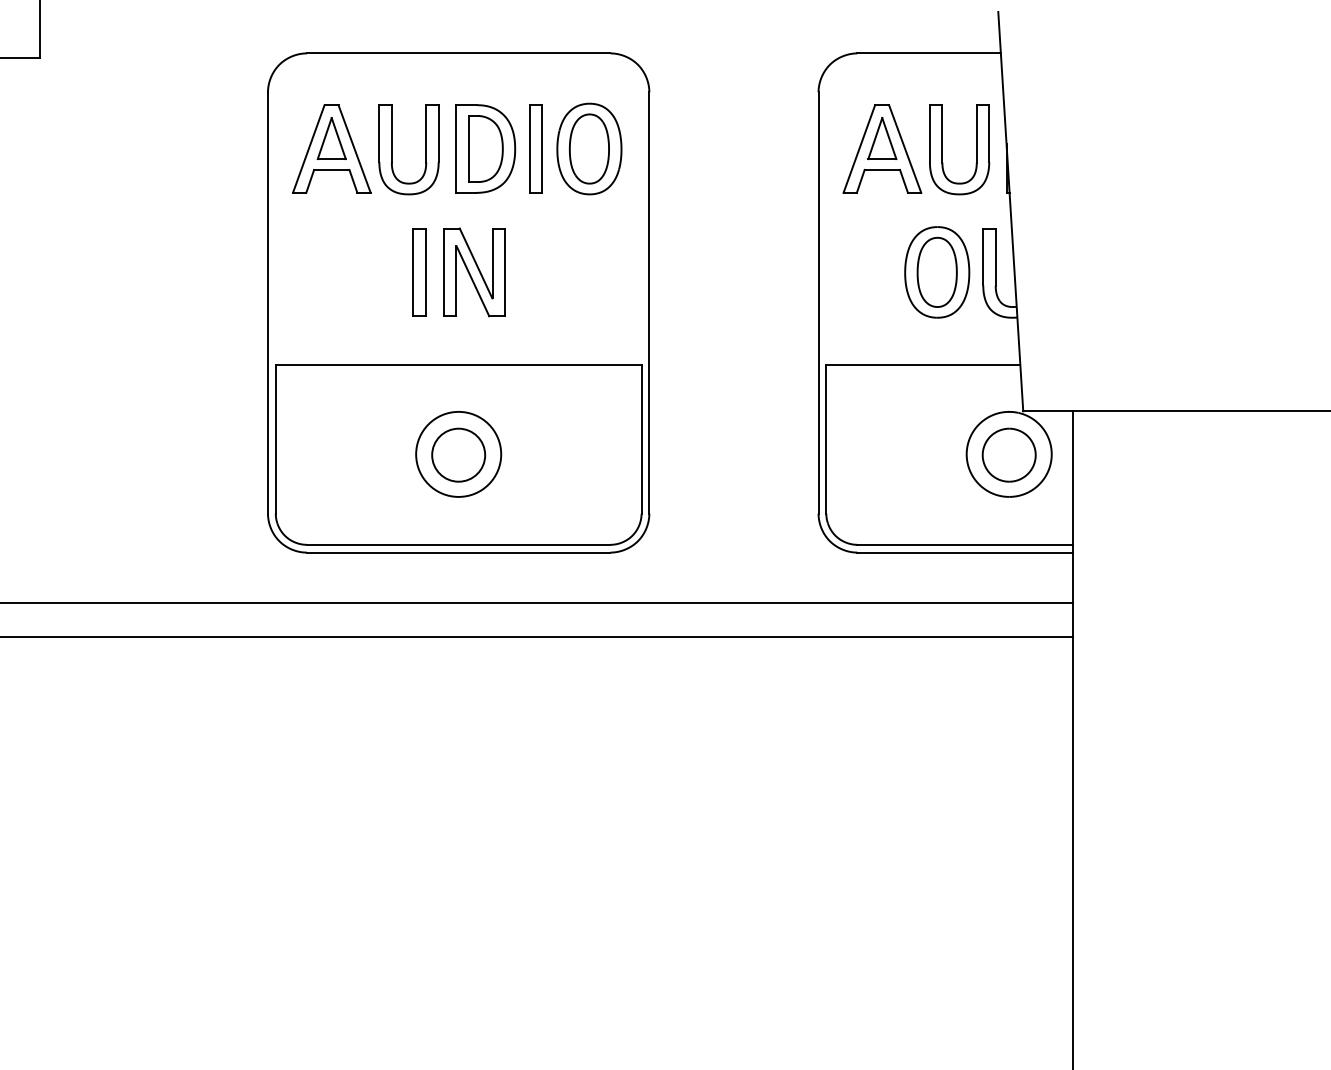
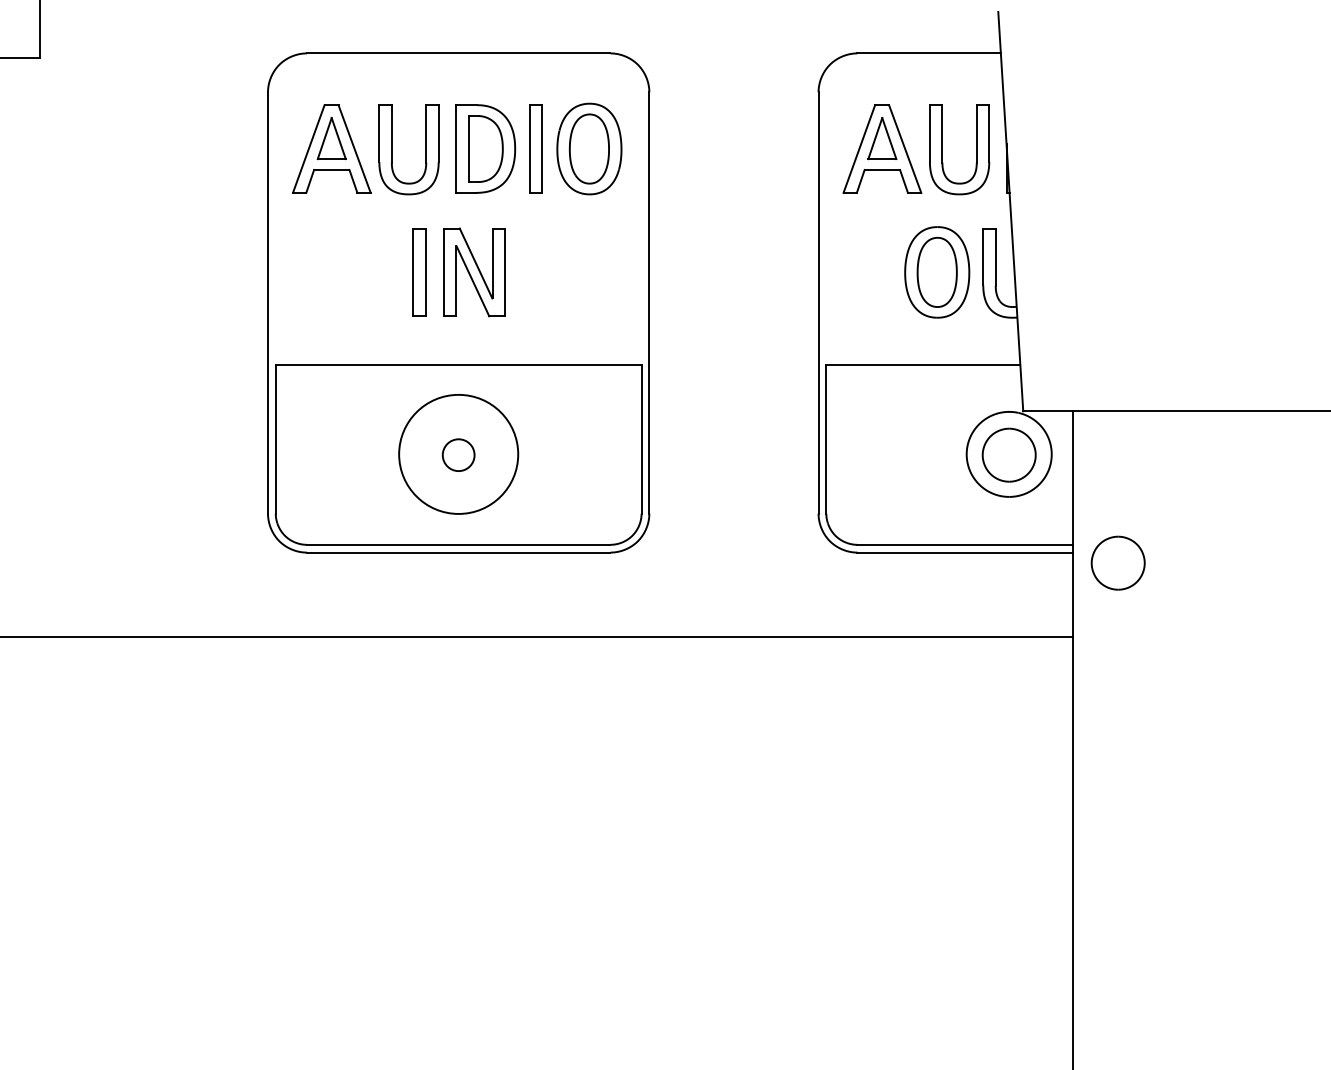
circle diameter: 85 px -> 119 px (458, 453)
circle diameter: 53 px -> 32 px (458, 455)
part: none -> present (1117, 562)
line: present -> none (537, 602)
